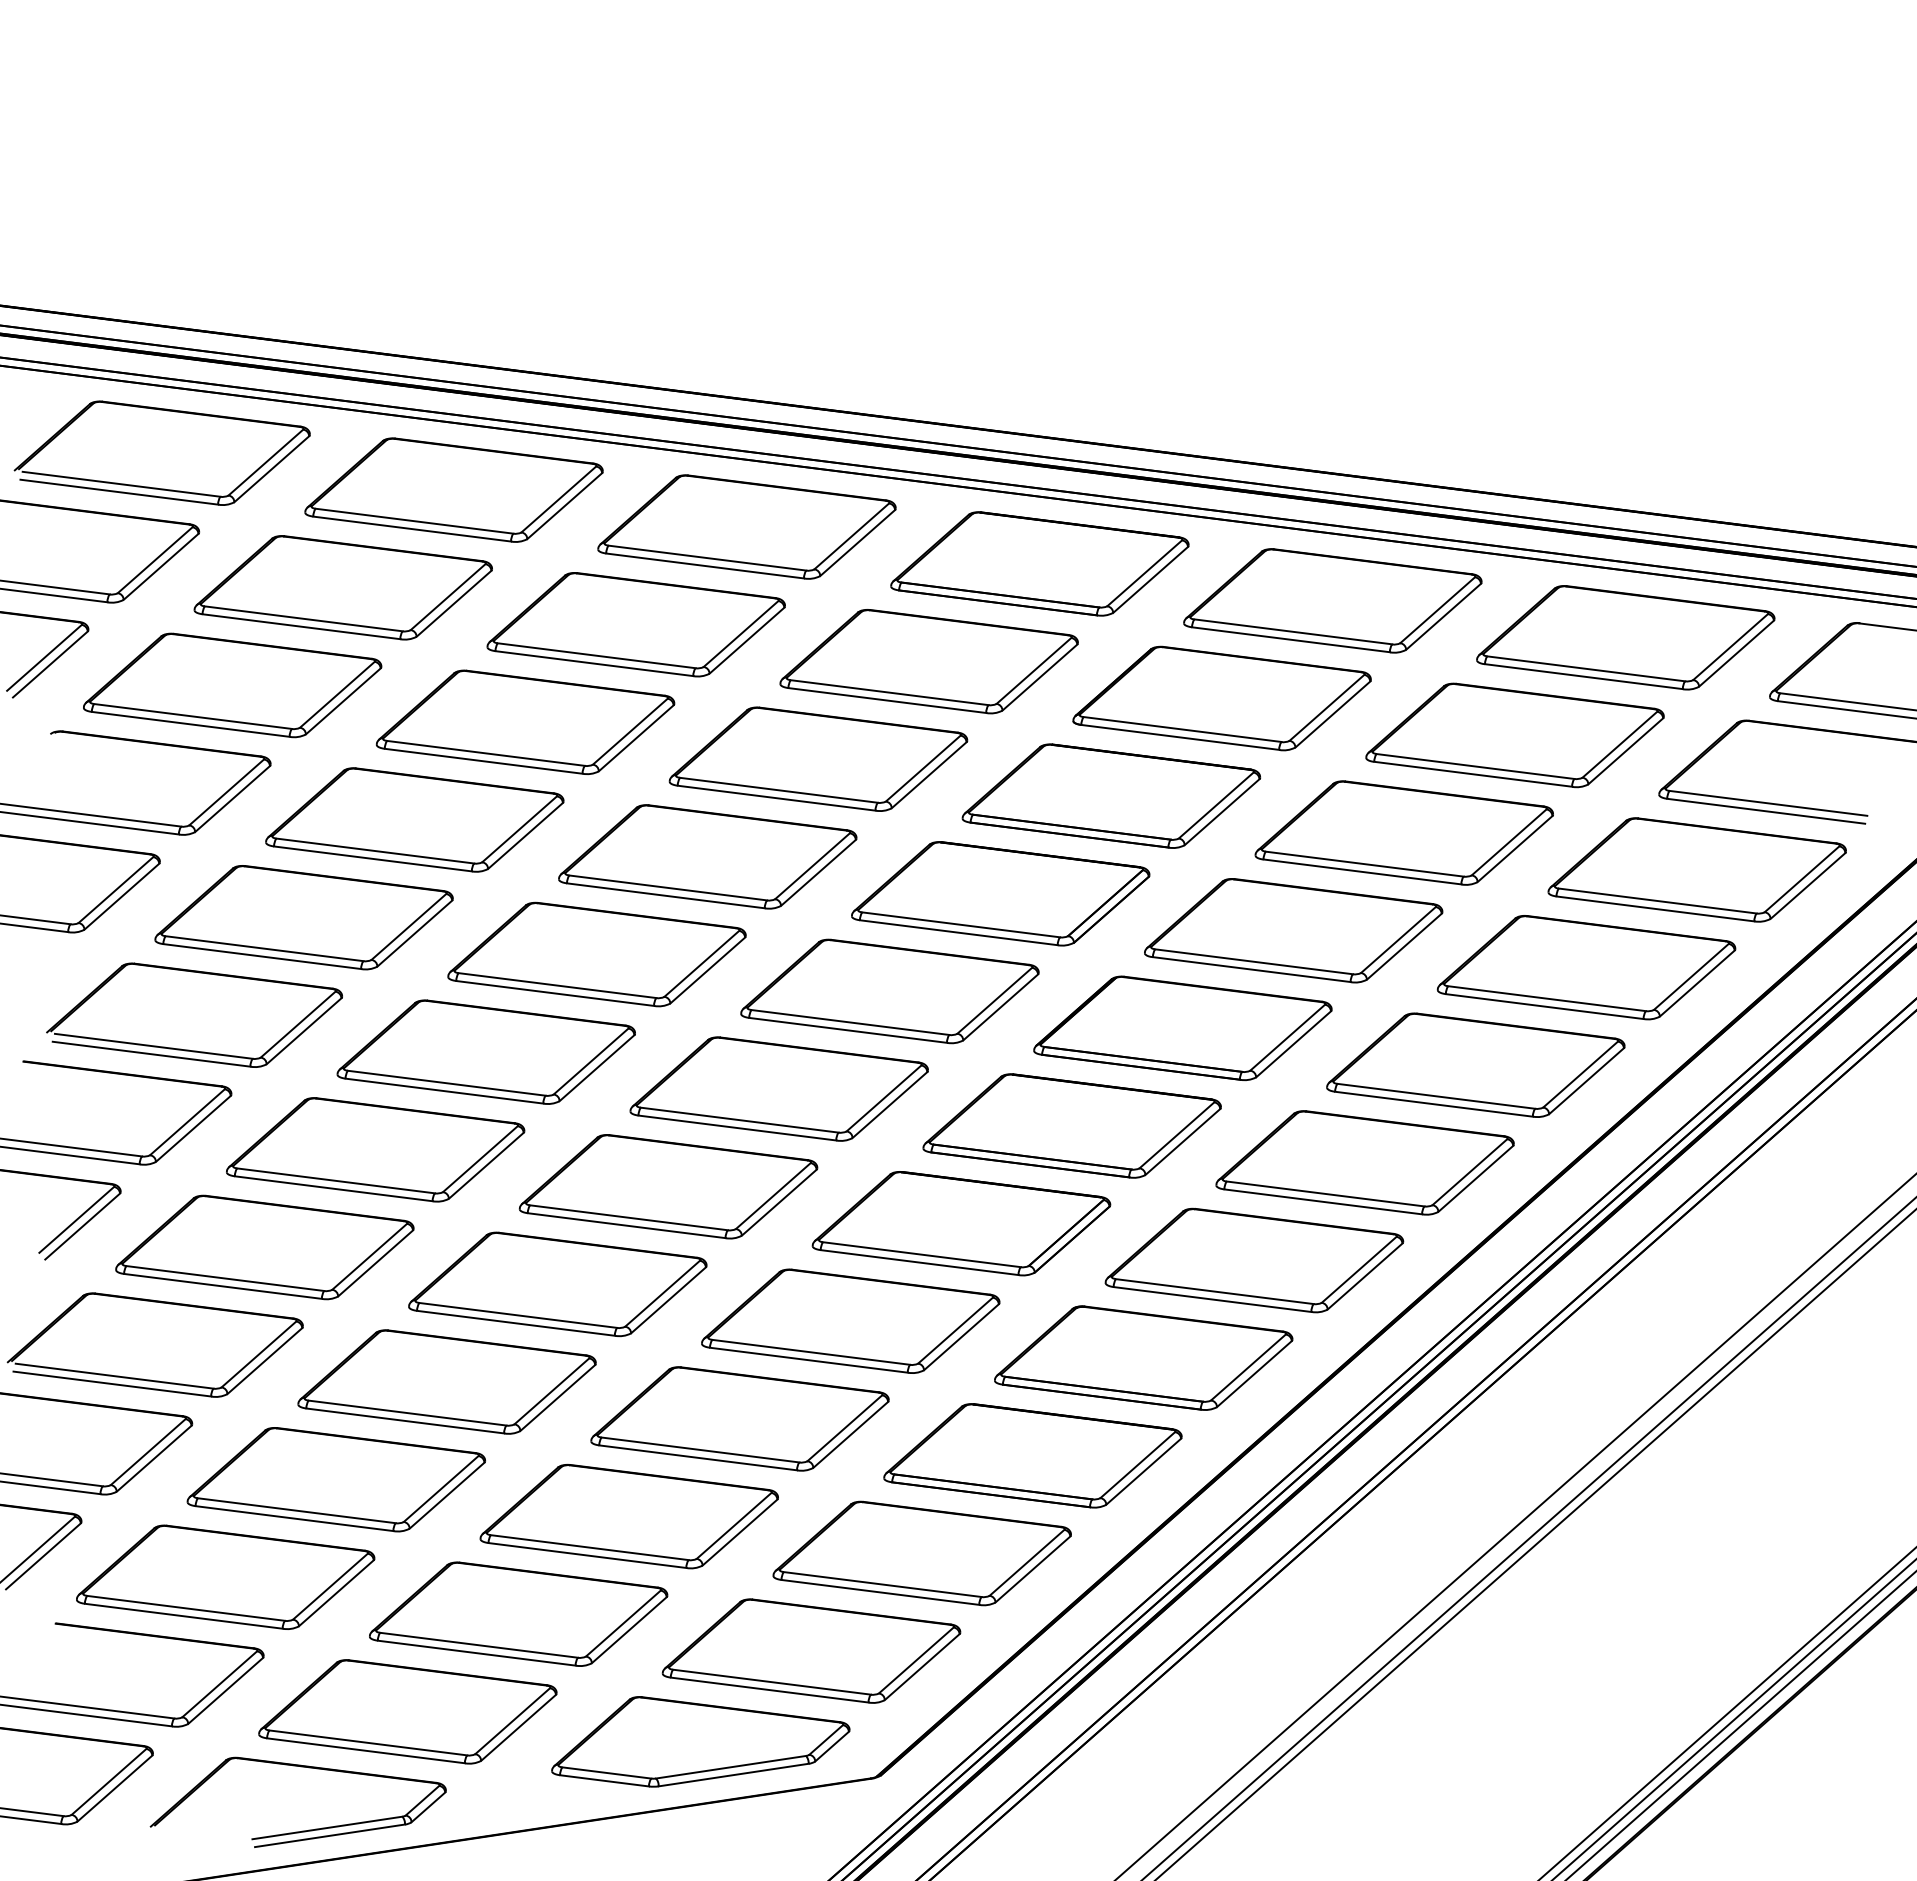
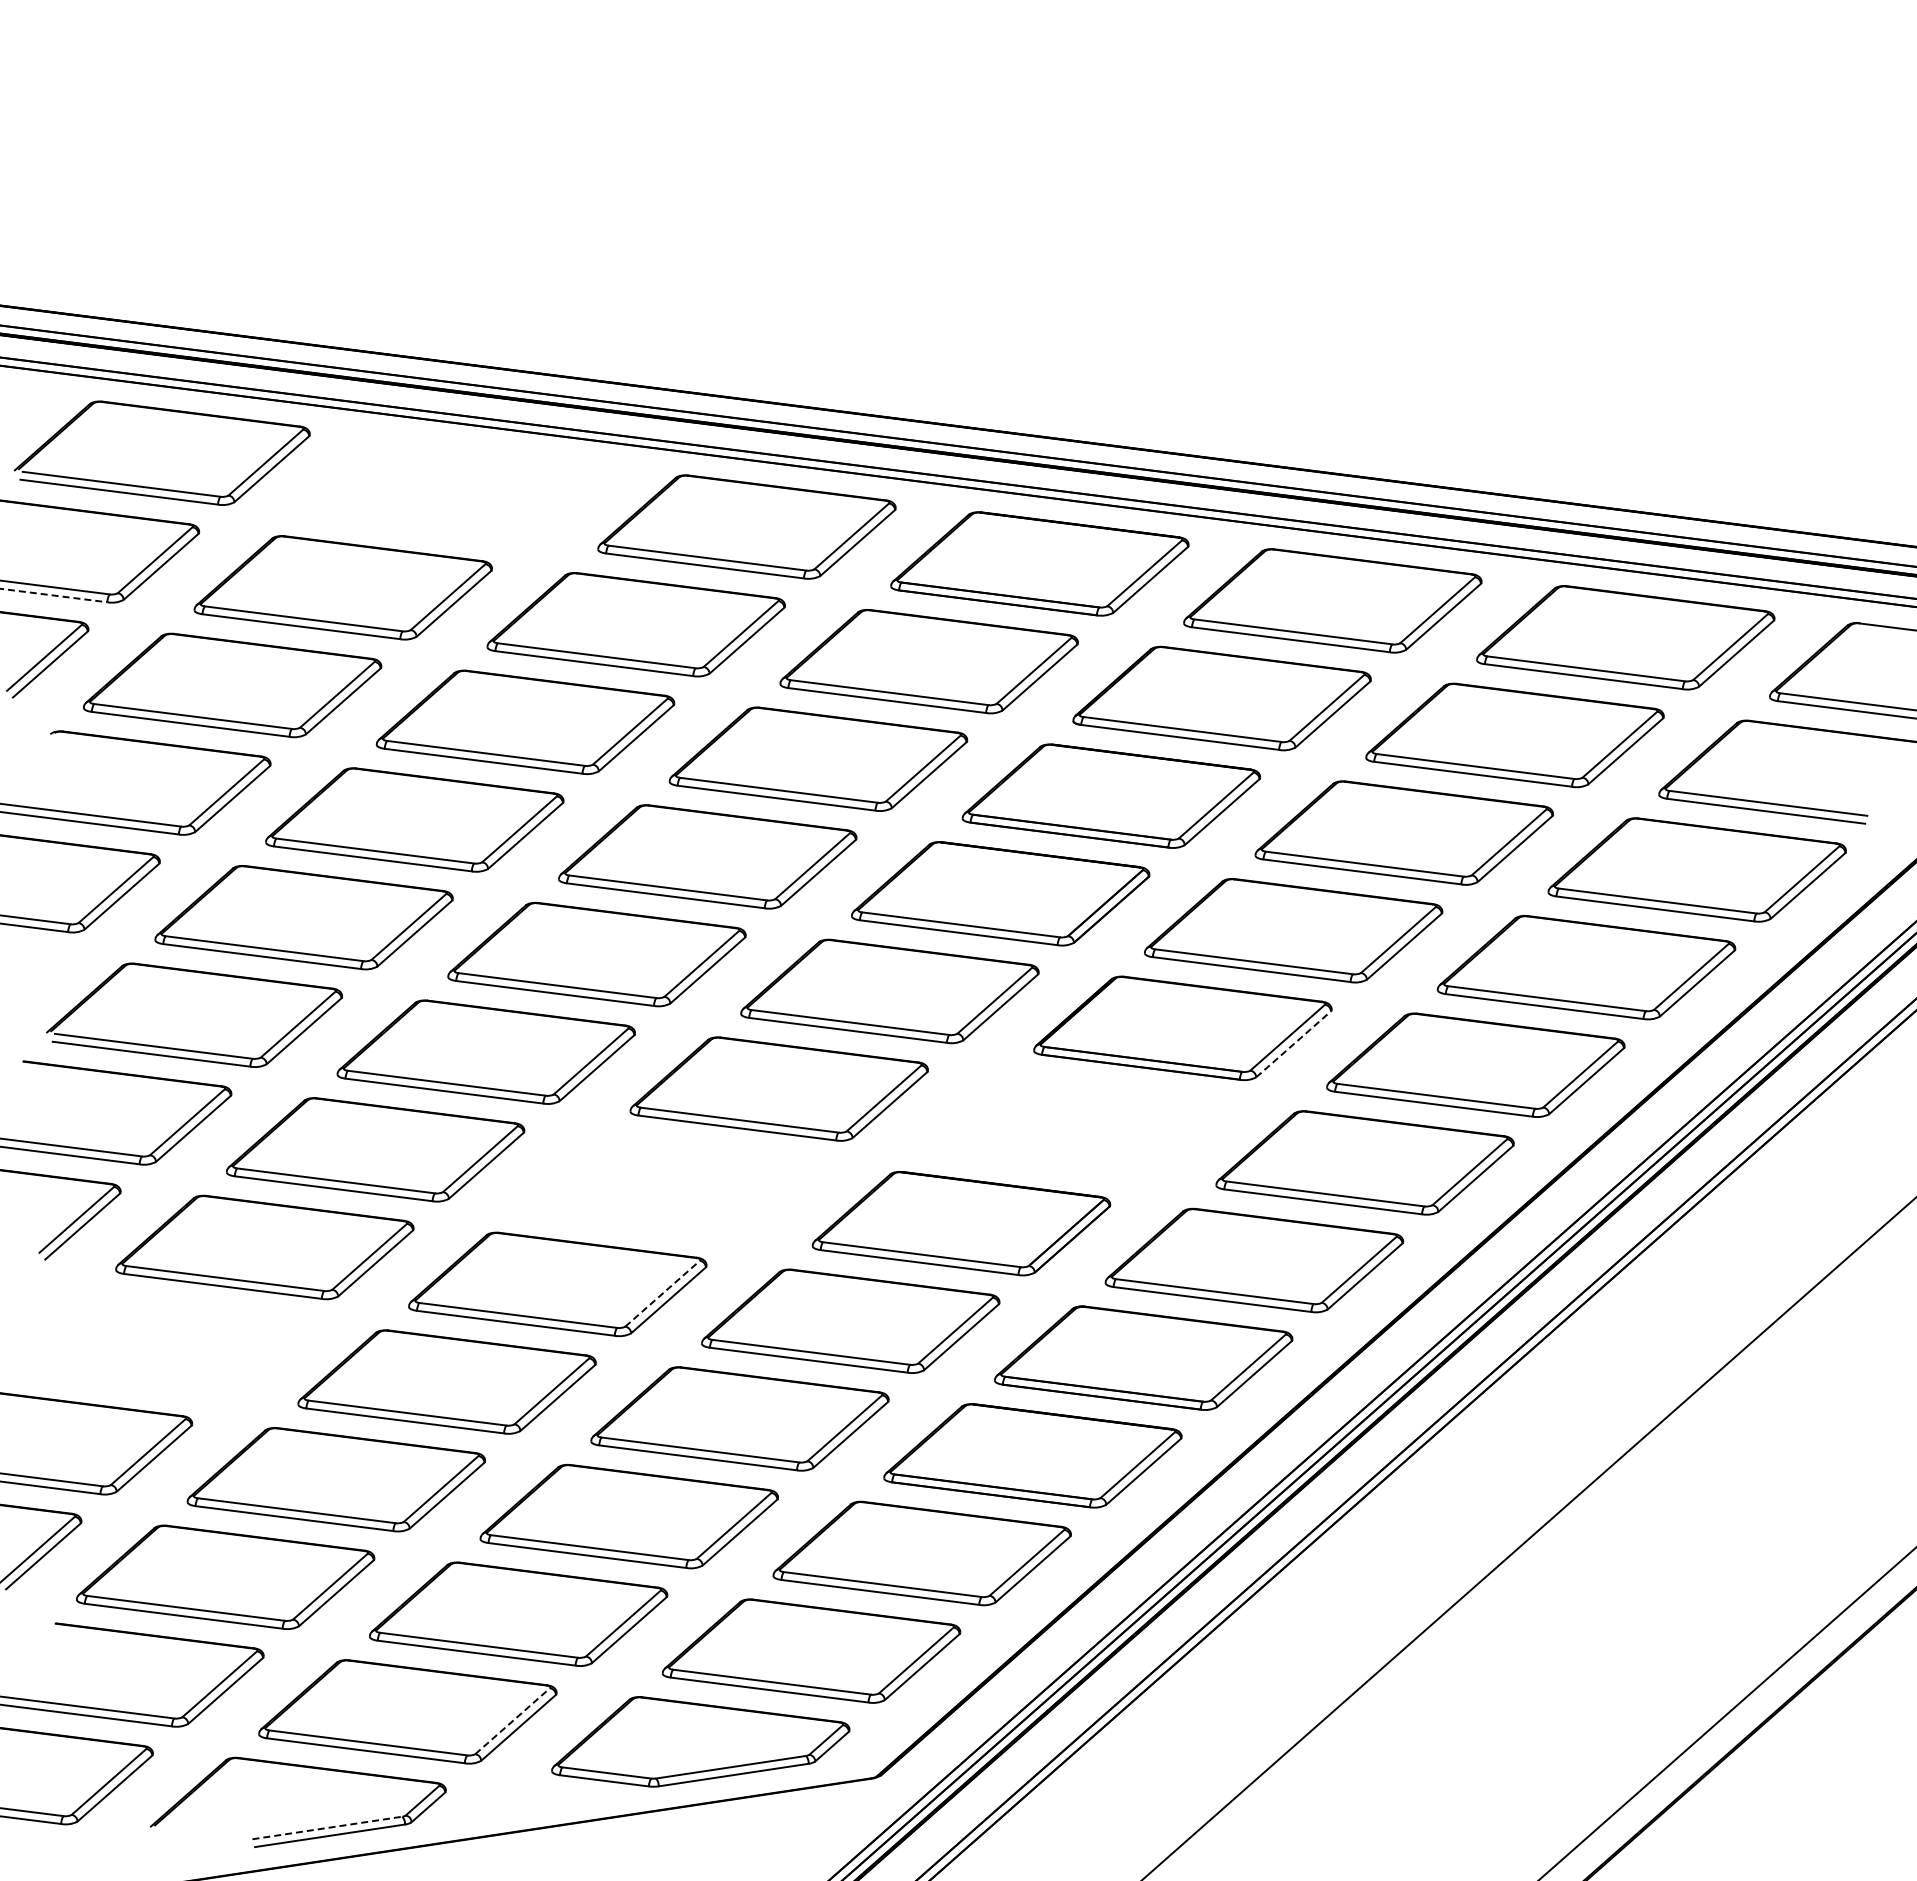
part: present -> none (453, 489)
line: solid -> dashed (54, 595)
line: solid -> dashed (1293, 1044)
part: present -> none (1071, 1125)
part: present -> none (668, 1186)
line: solid -> dashed (662, 1293)
part: present -> none (151, 1379)
line: present -> none (1515, 1526)
line: present -> none (1535, 1544)
line: present -> none (1734, 1719)
line: solid -> dashed (512, 1721)
line: present -> none (1741, 1725)
line: solid -> dashed (327, 1827)
